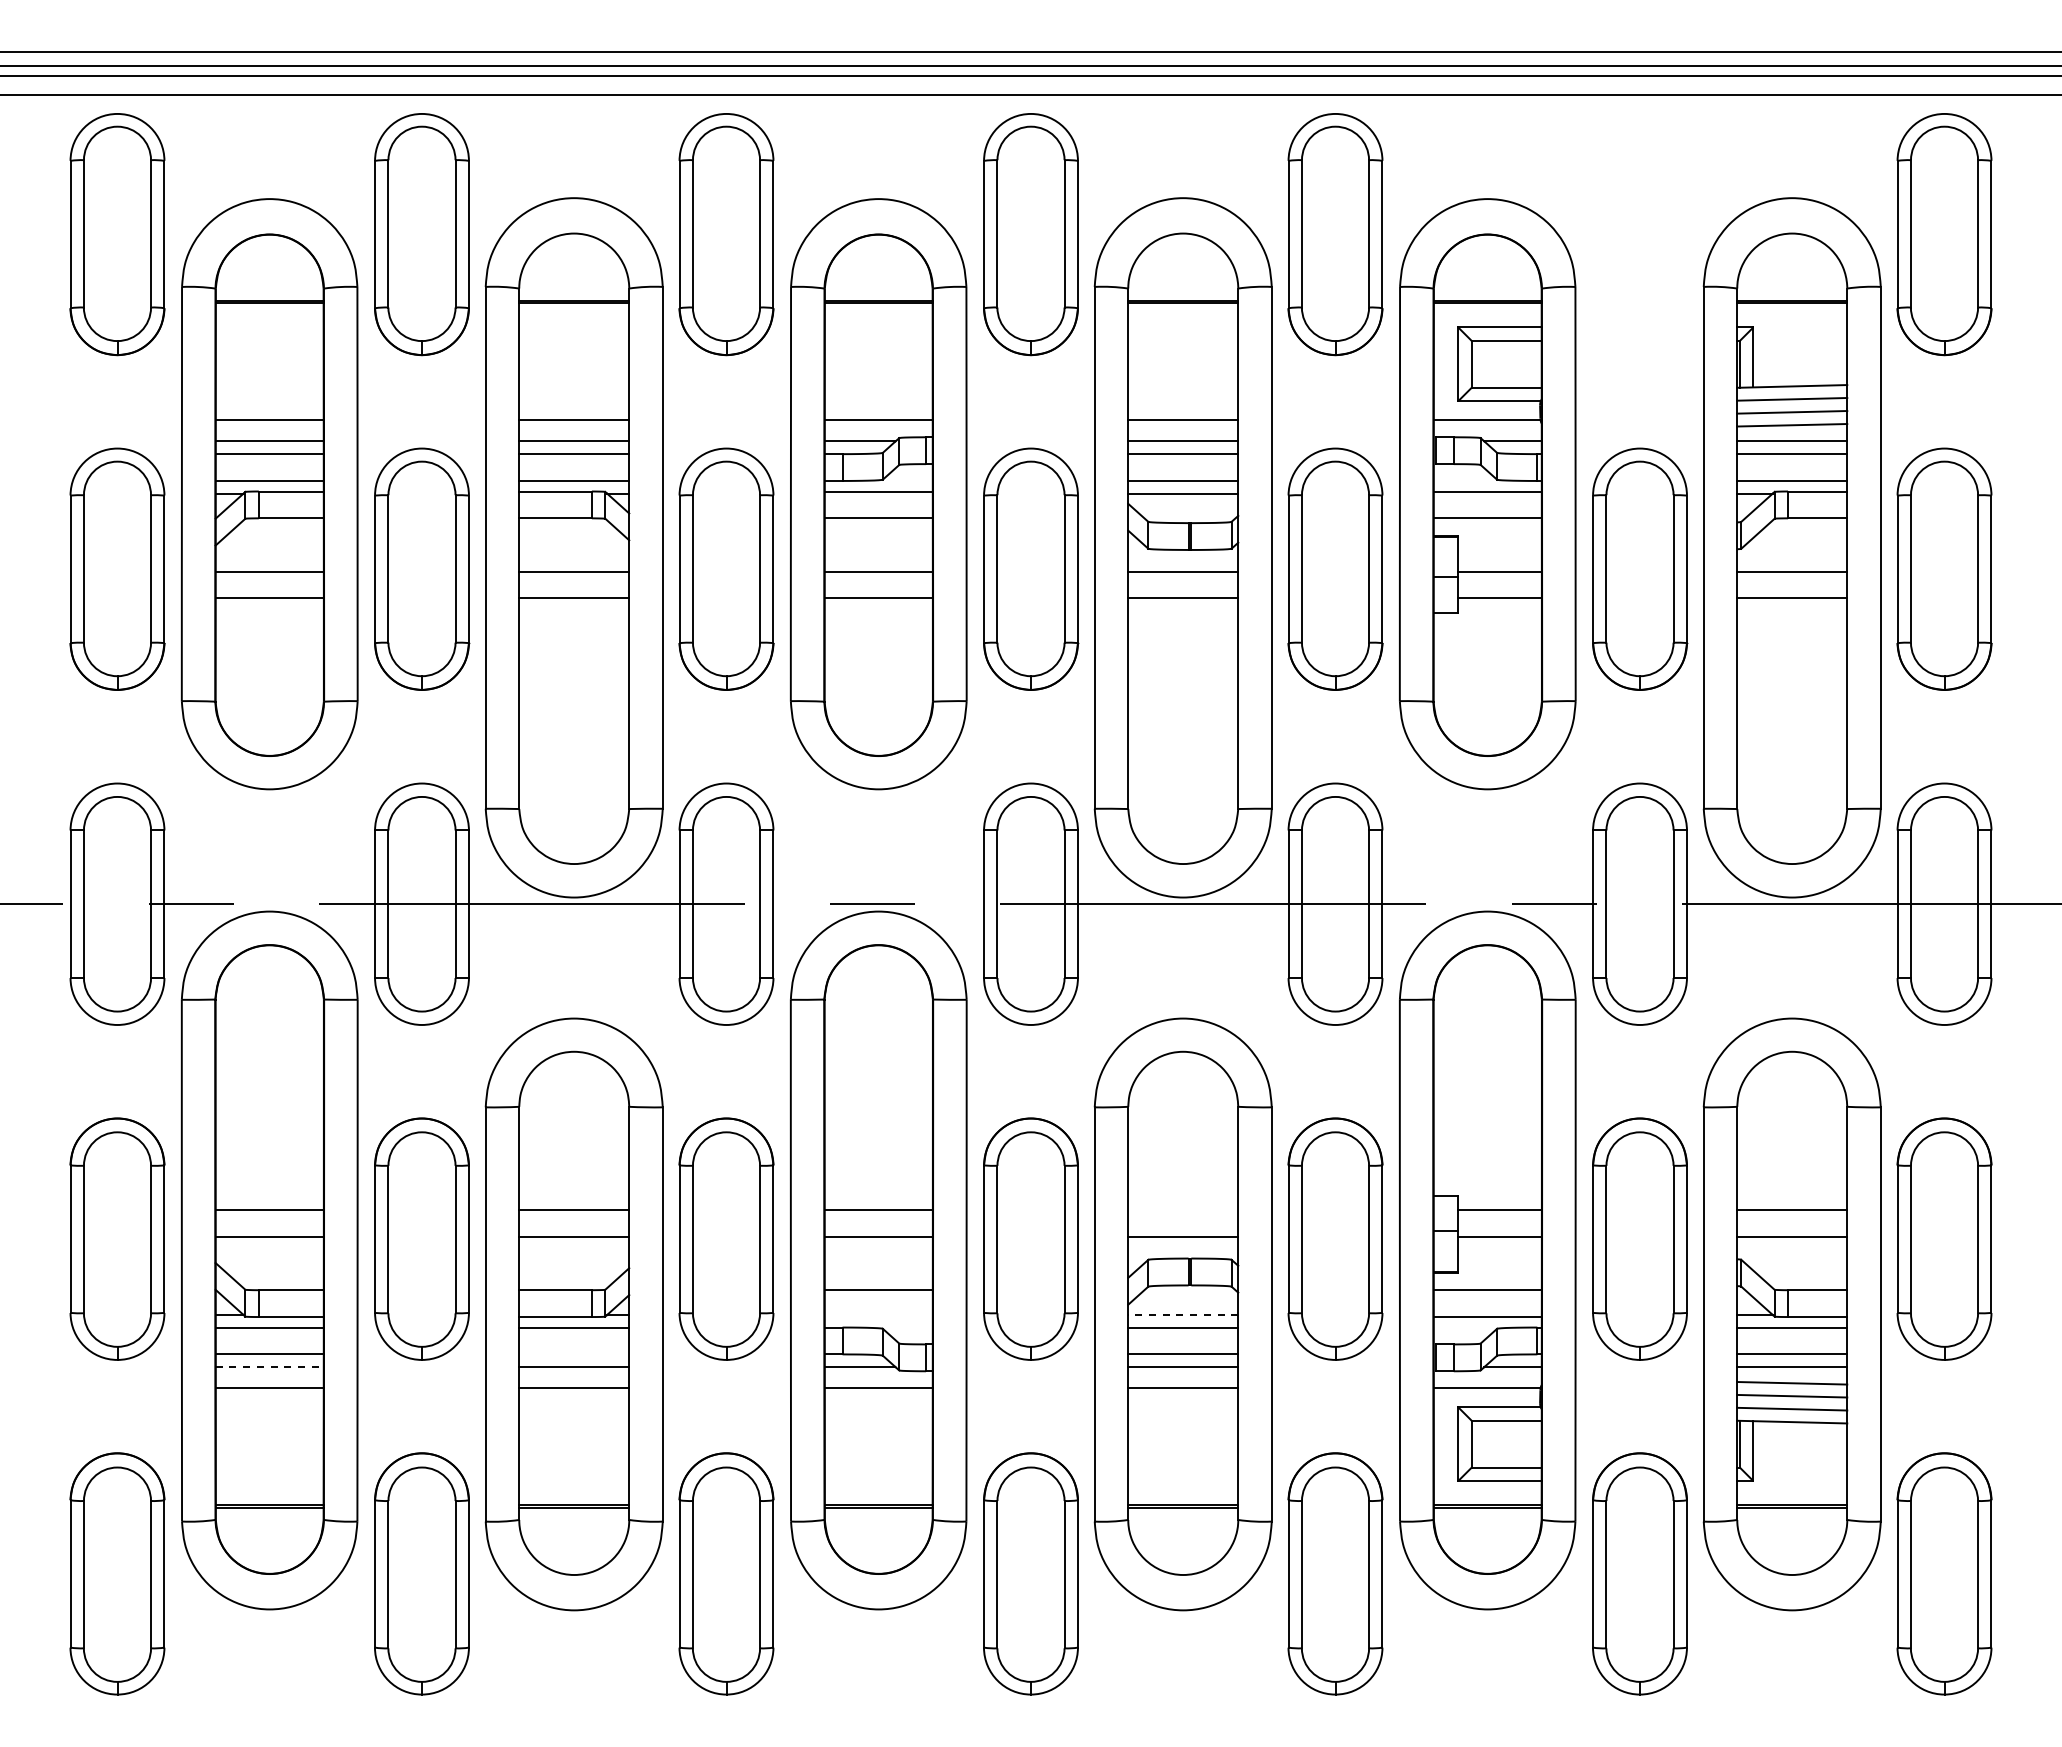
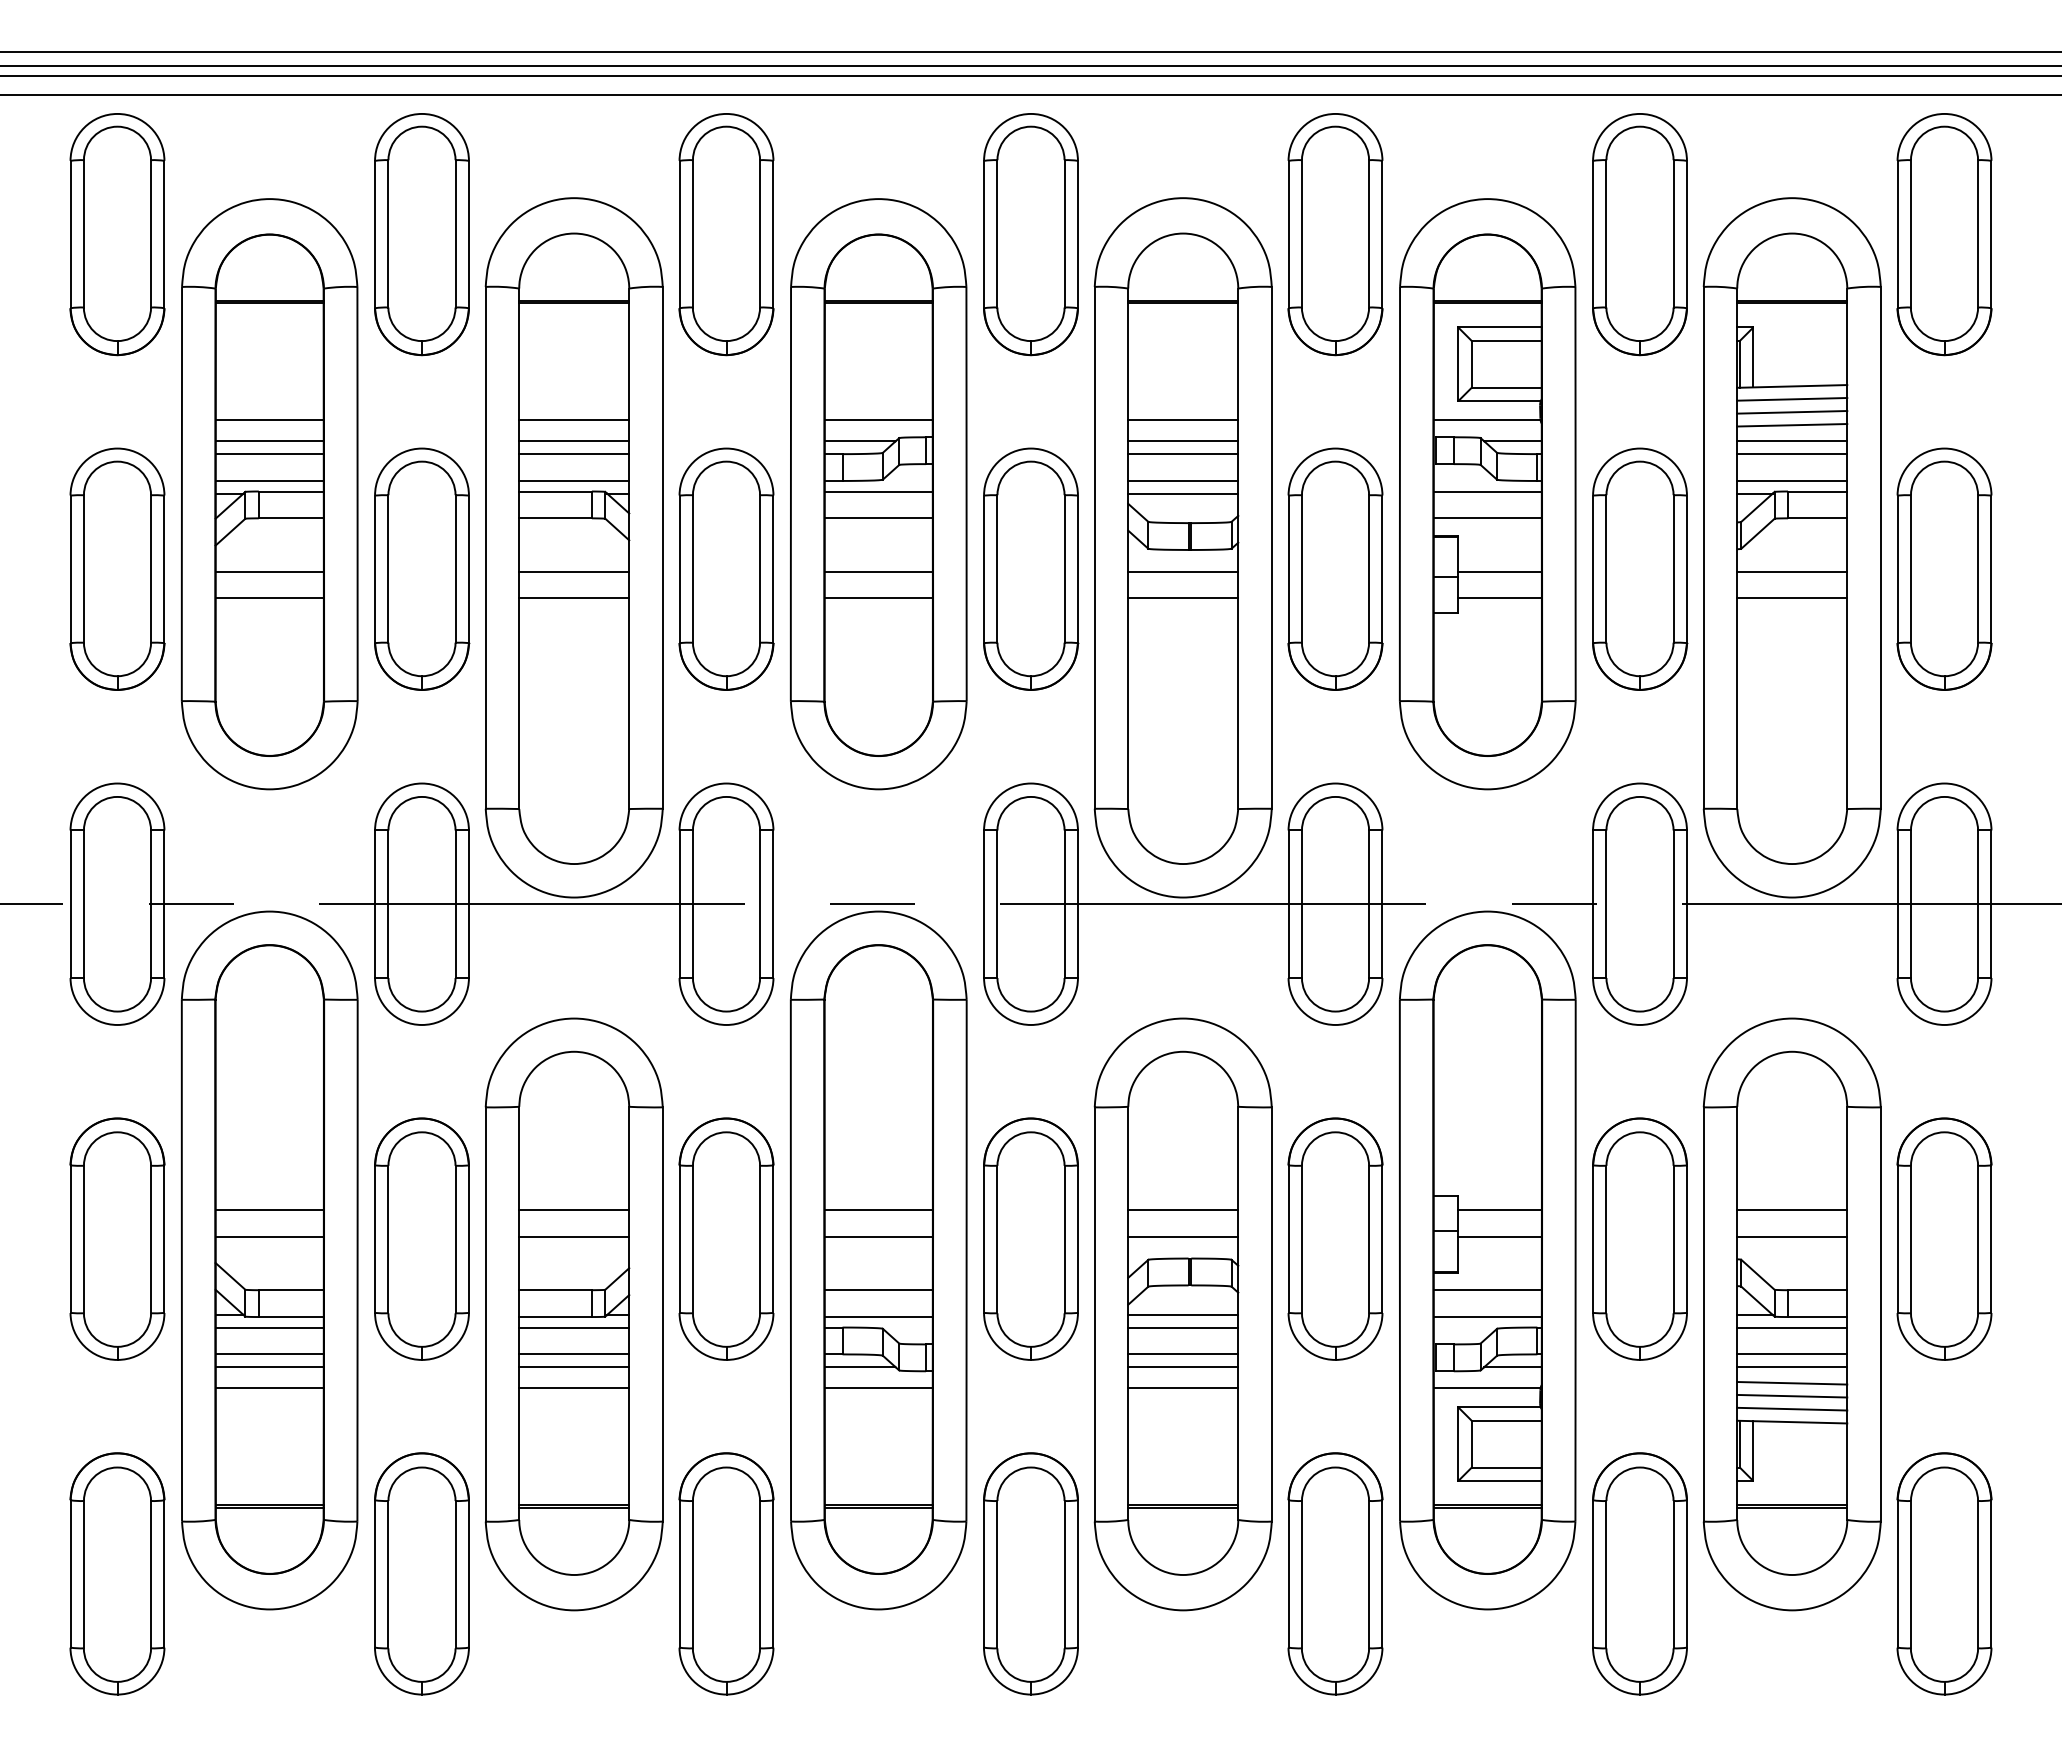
part: none -> present (1639, 234)
line: none -> present (1183, 1210)
line: dashed -> solid (1183, 1314)
line: none -> present (878, 1317)
line: none -> present (574, 1354)
line: dashed -> solid (270, 1367)
